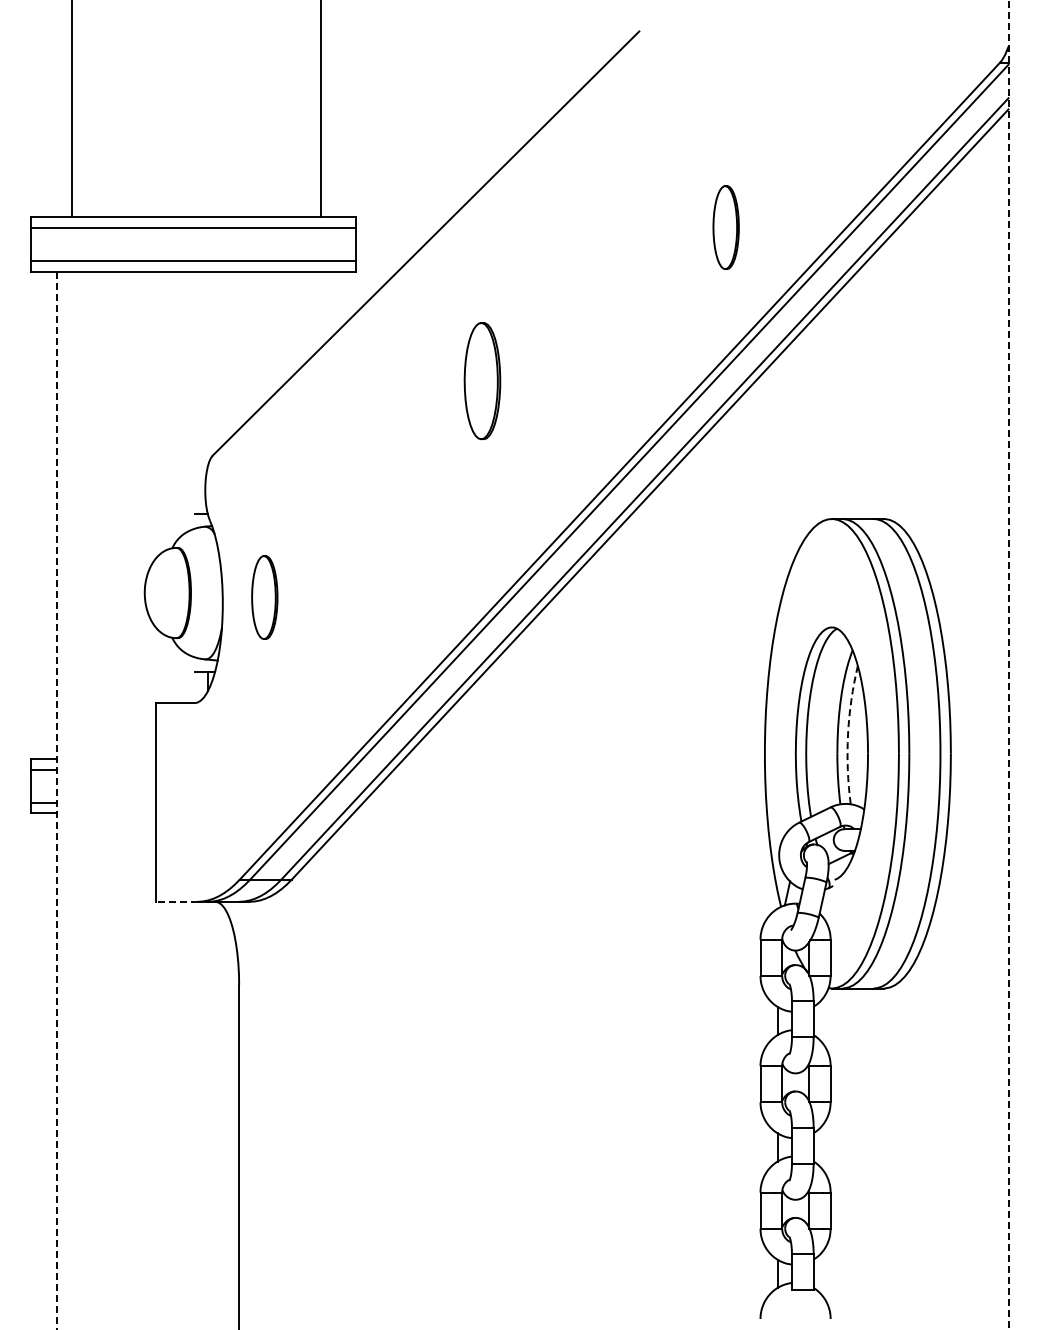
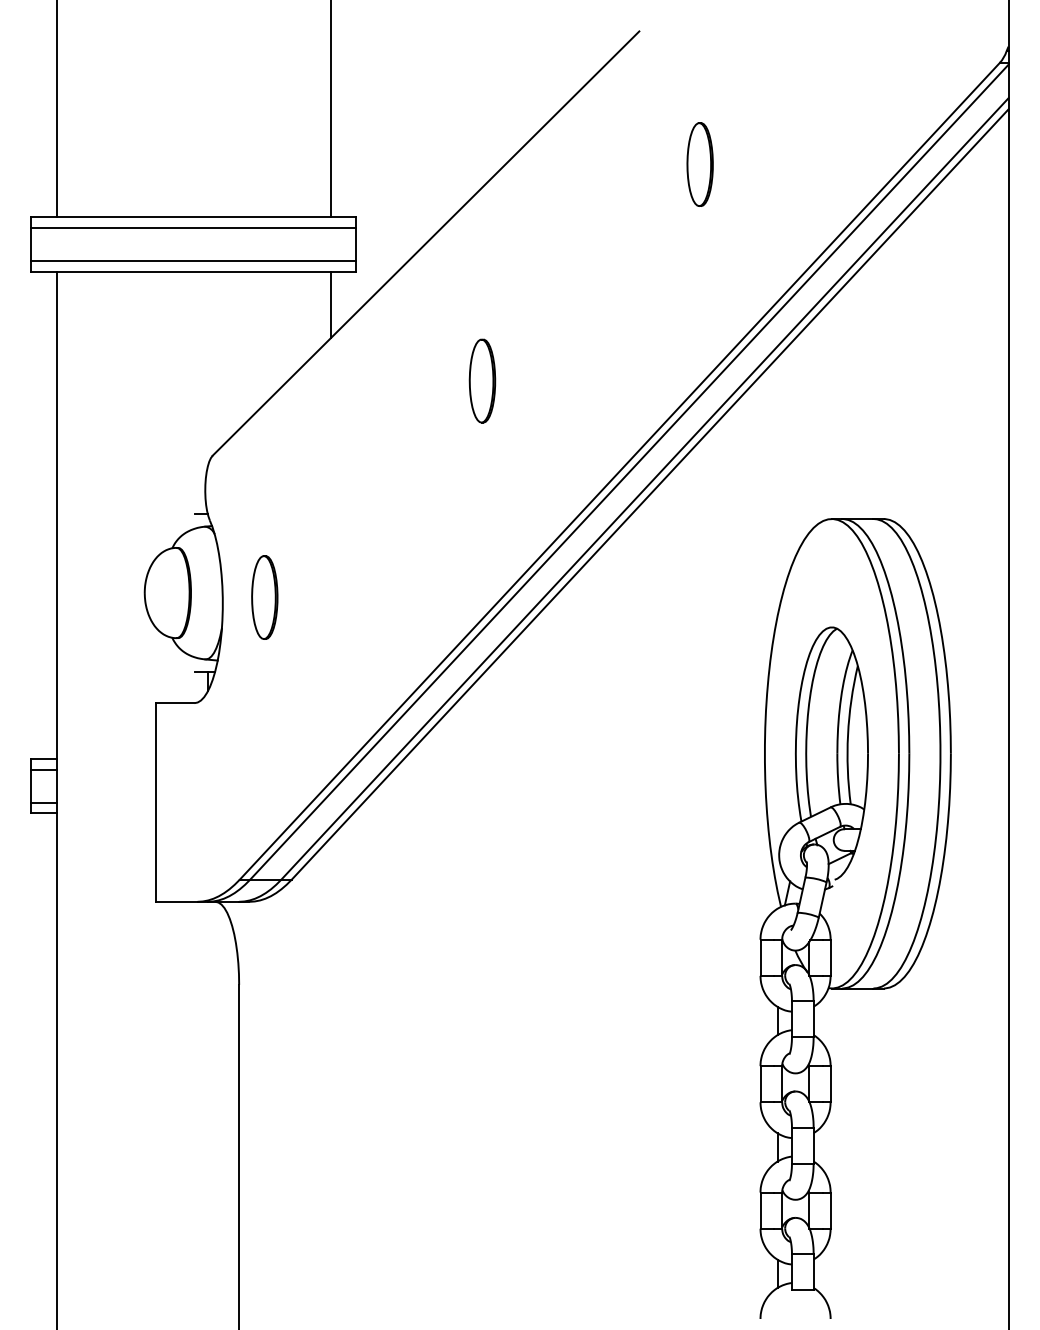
line position: (71, 109) -> (56, 109) (56, 109)
line position: (321, 109) -> (331, 109) (331, 109)
part position: (725, 227) -> (699, 164) (699, 164)
line: none -> present (331, 304)
part size: 39x119 px -> 29x86 px (482, 380)
line: dashed -> solid (1008, 665)
arc: dashed -> solid (848, 734)
line: dashed -> solid (56, 800)
line: dashed -> solid (176, 901)
